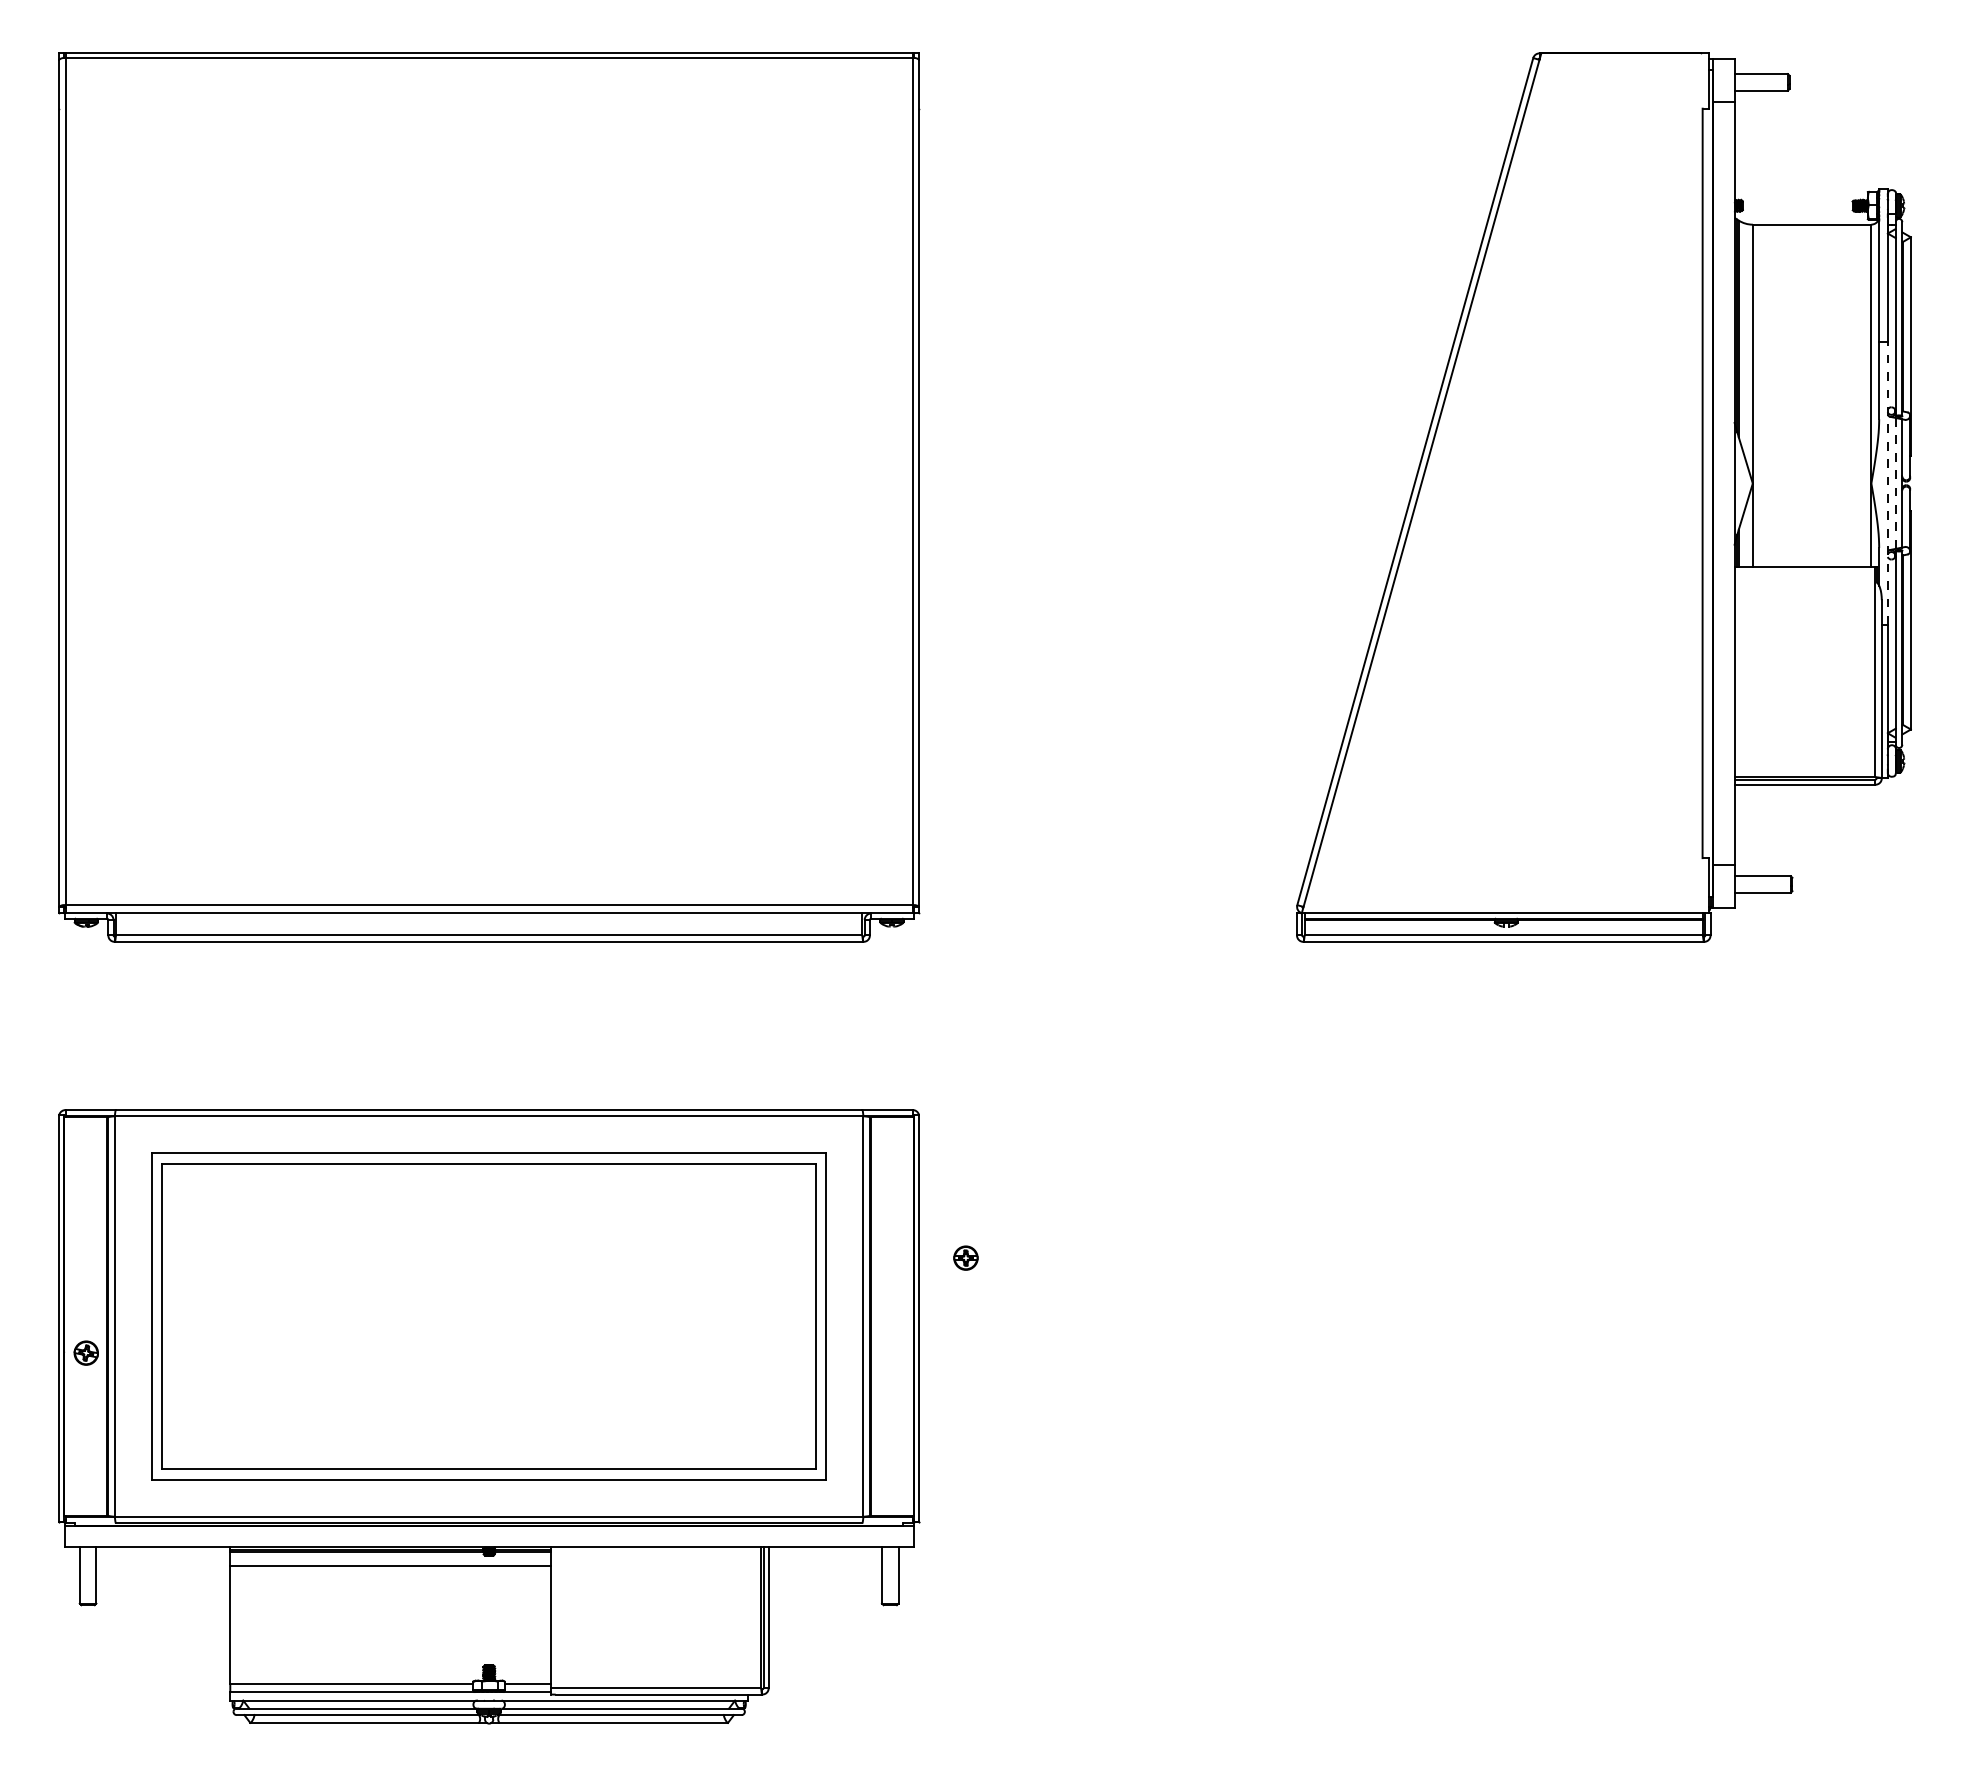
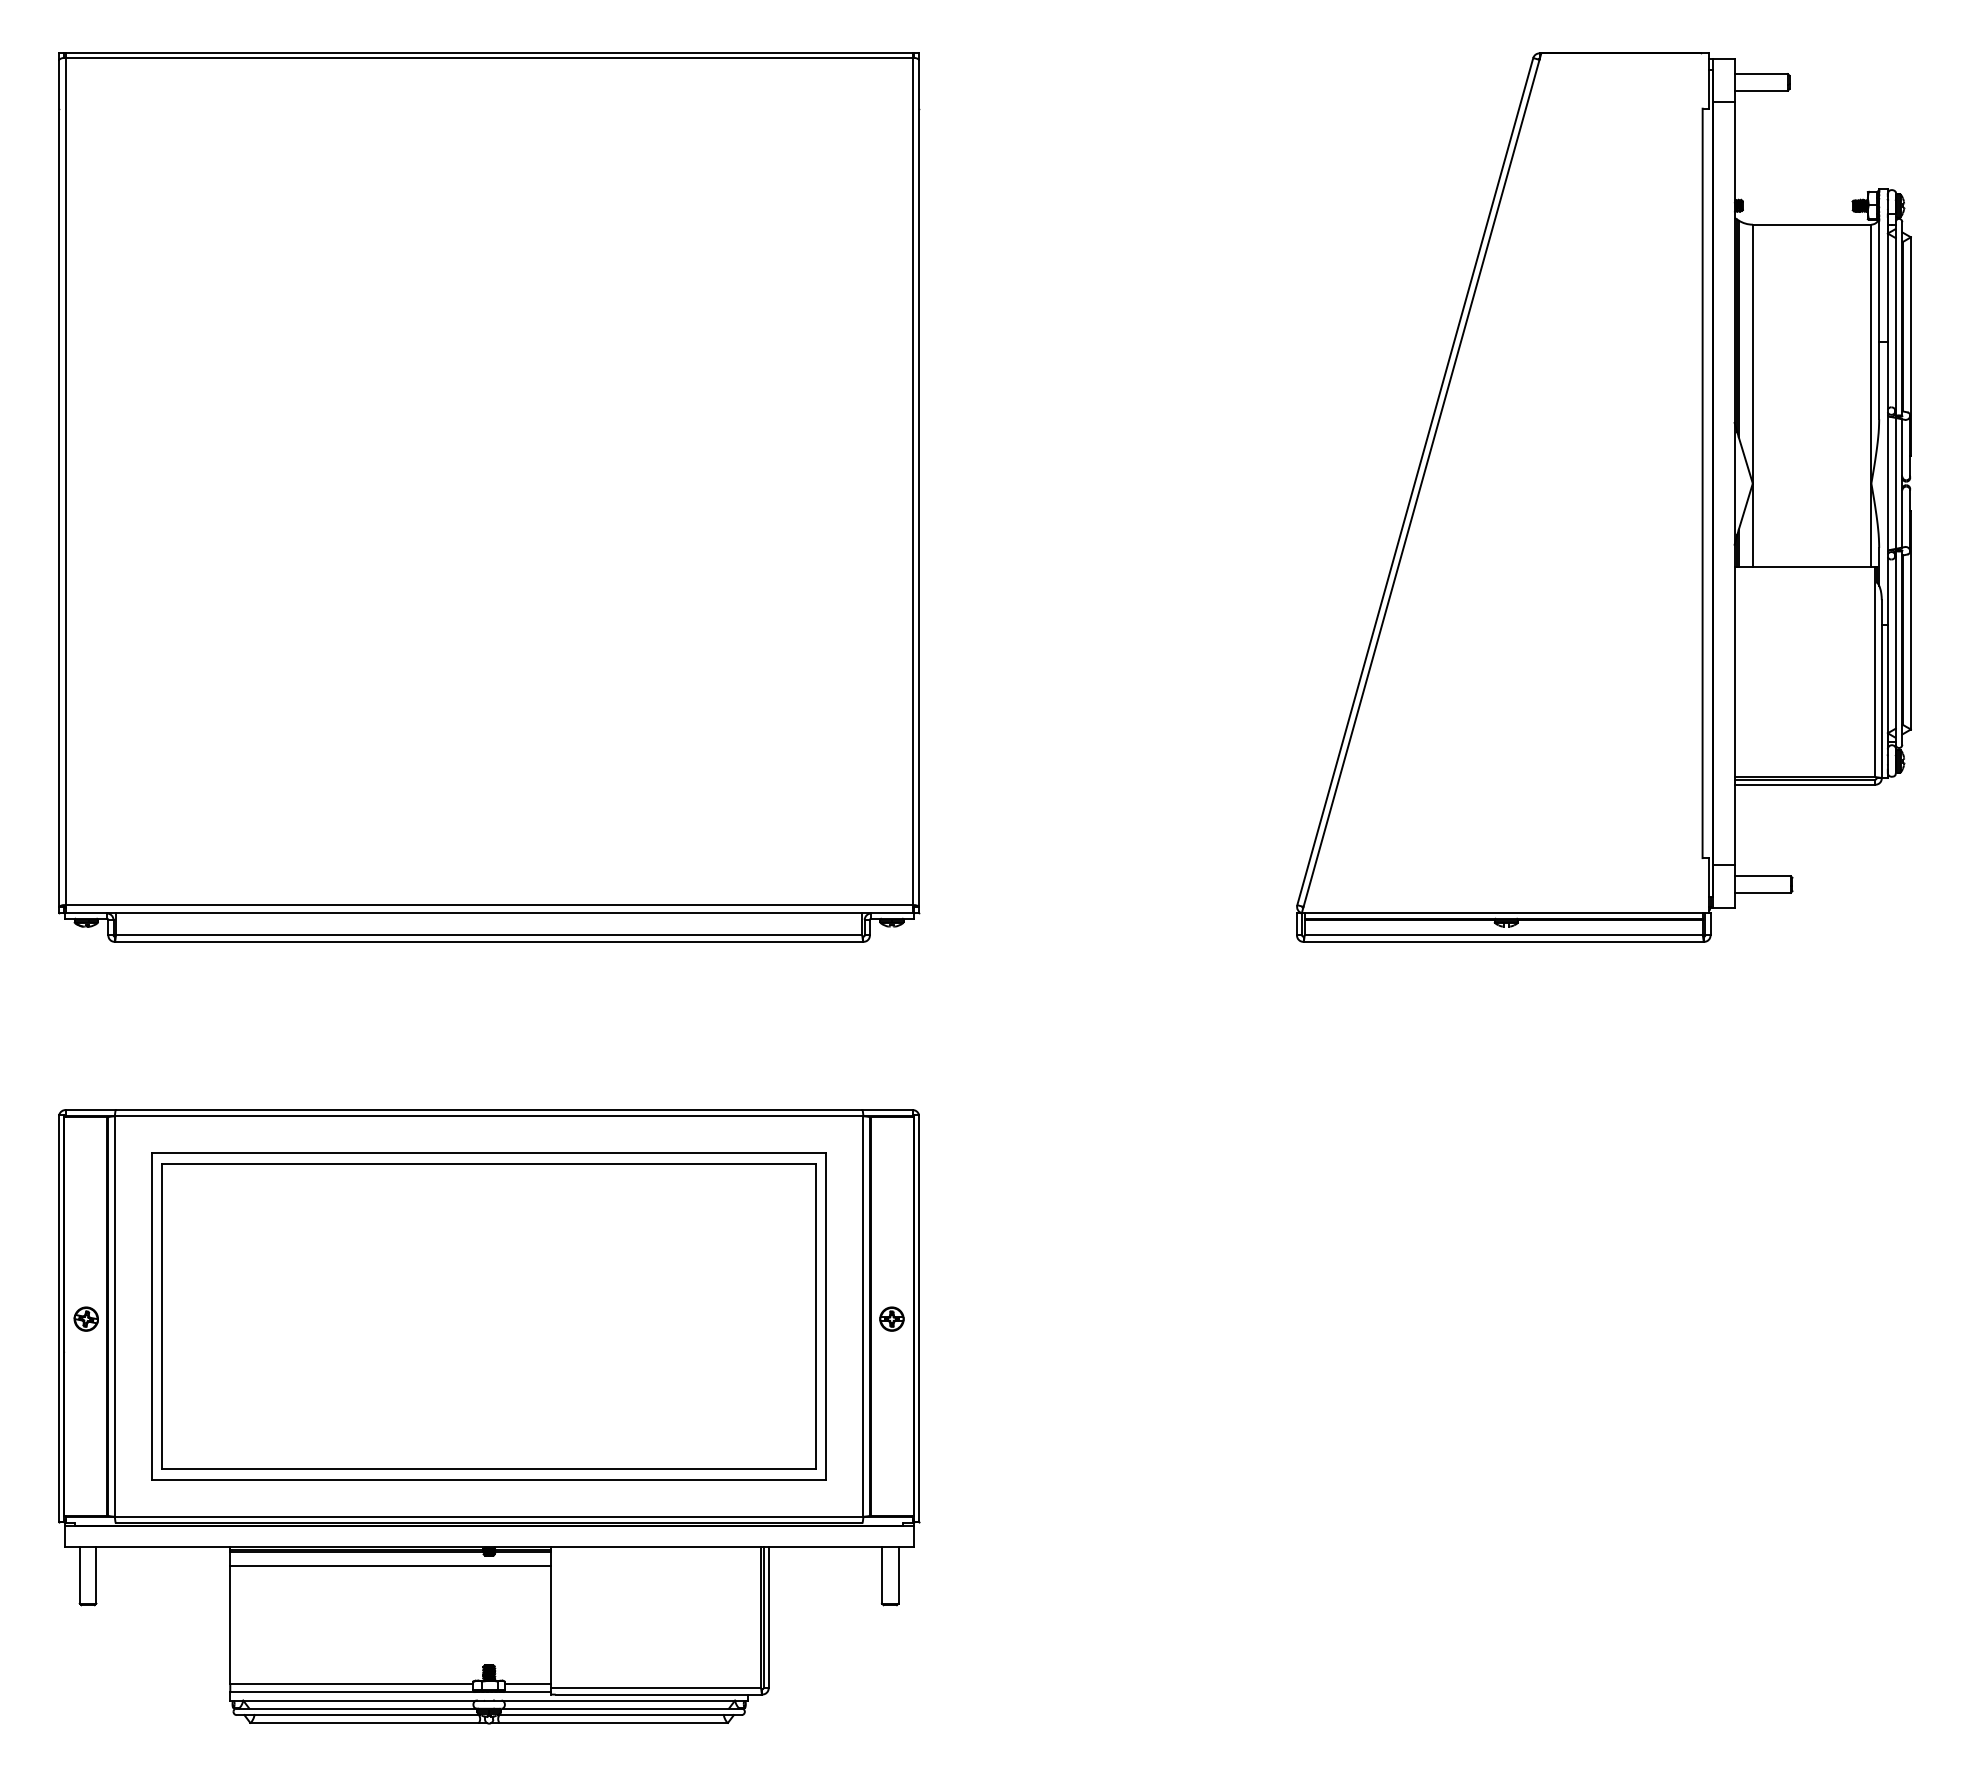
line: dashed -> solid (1887, 483)
line: dashed -> solid (1895, 483)
part position: (965, 1257) -> (891, 1318) (891, 1318)
part position: (85, 1352) -> (85, 1318) (85, 1318)
